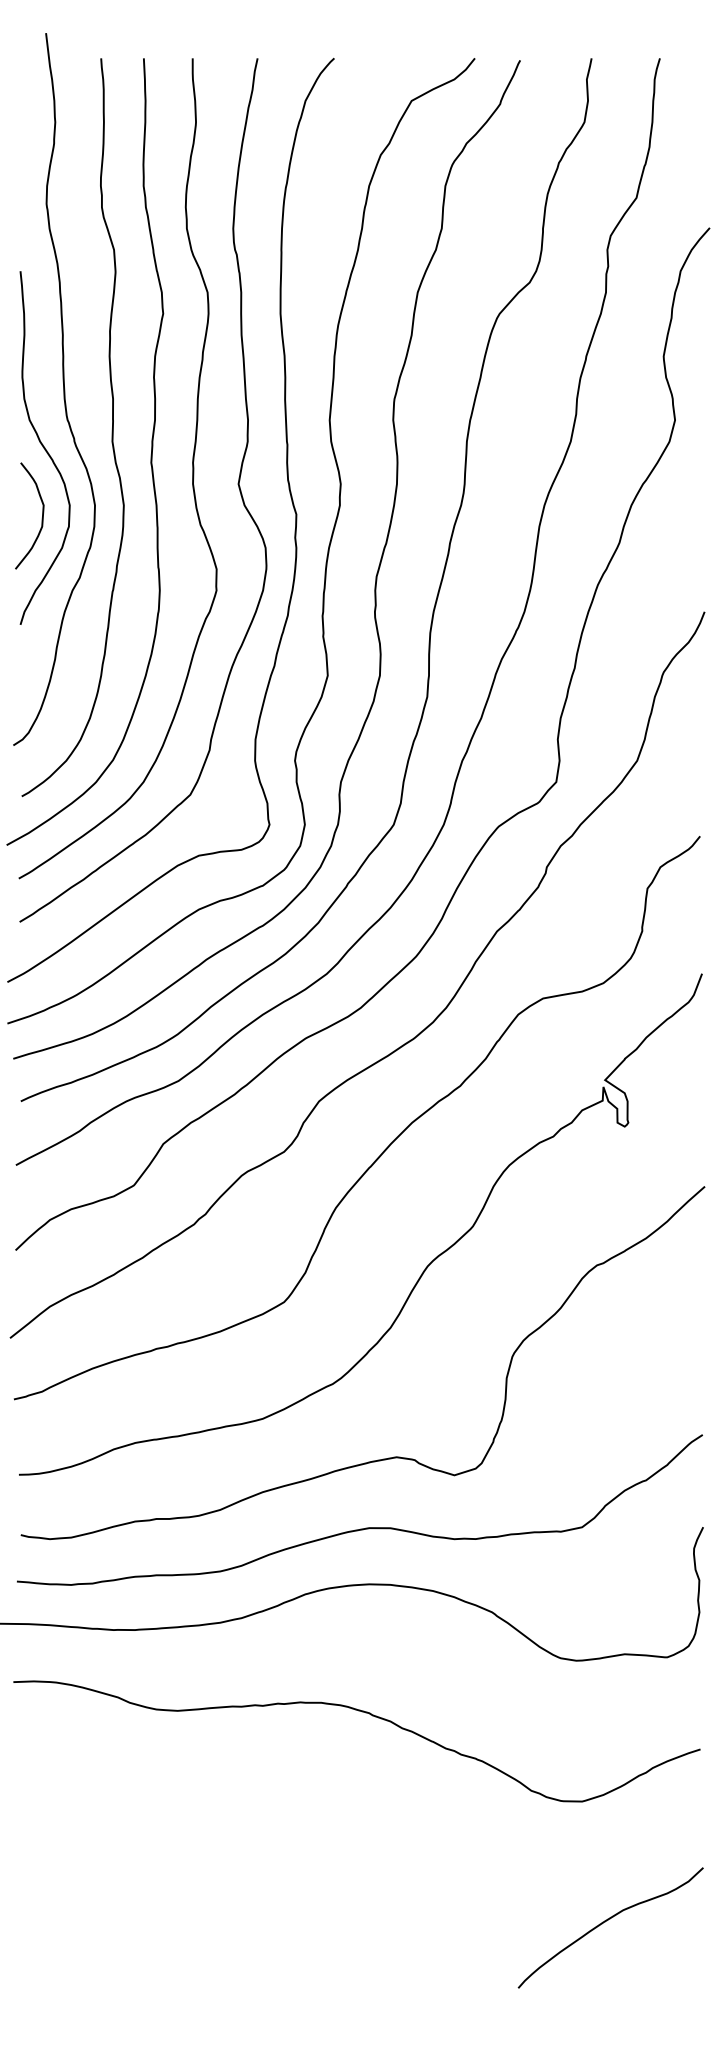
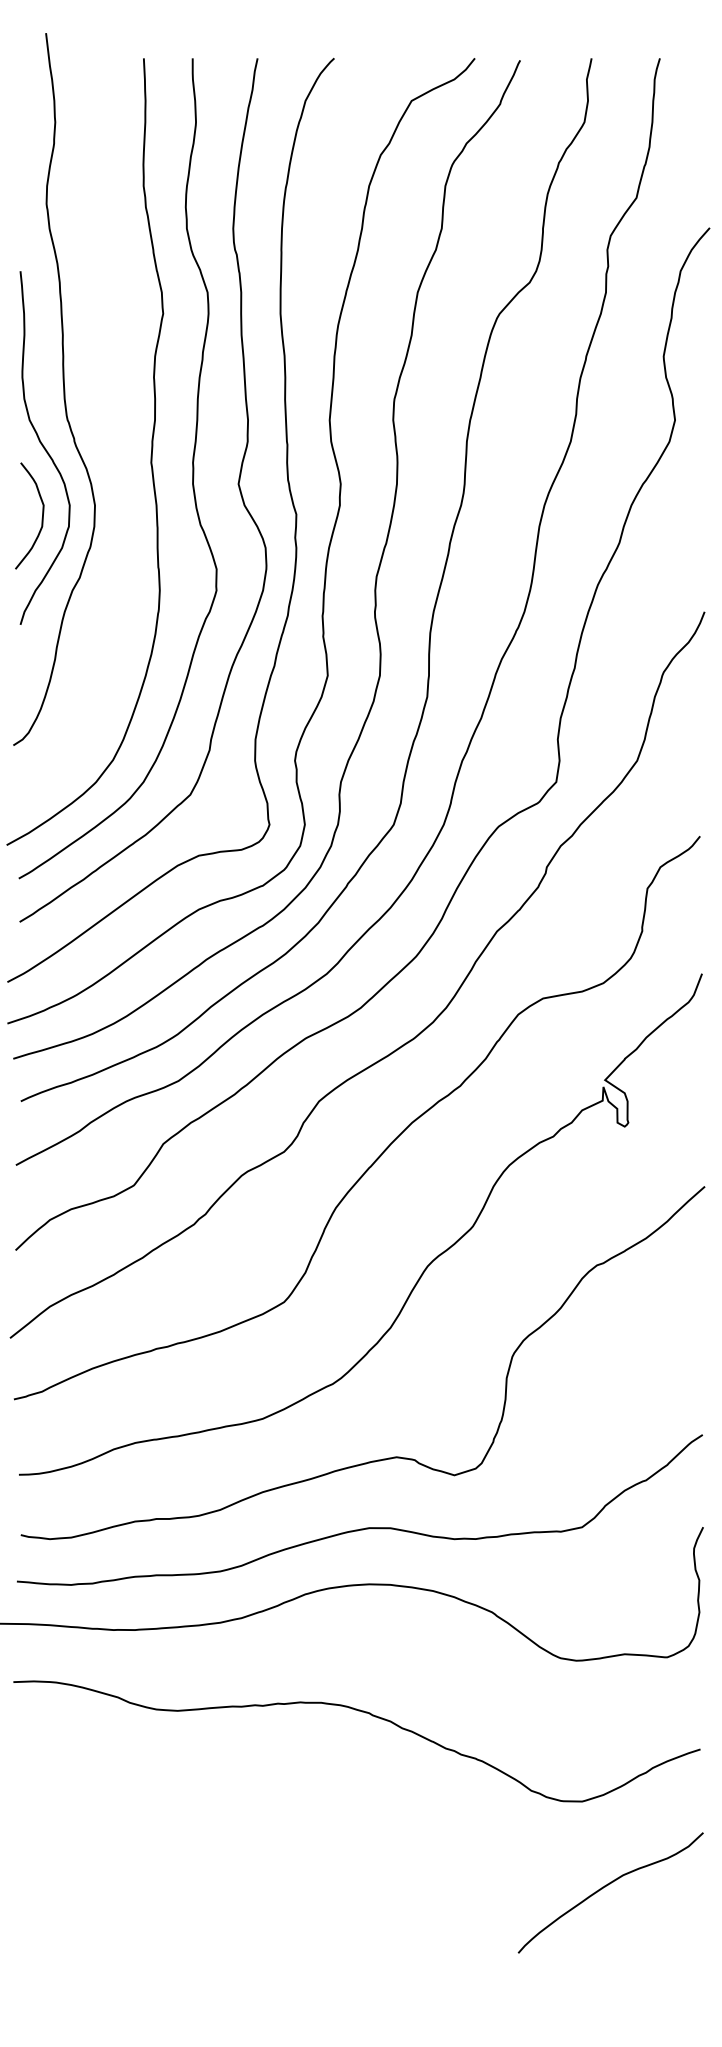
curve: present -> none (111, 430)
curve position: (605, 1922) -> (605, 1887) (605, 1887)
